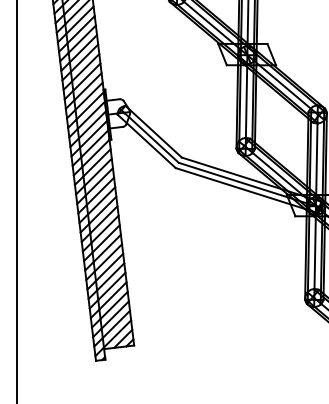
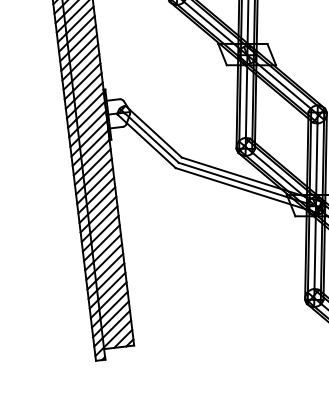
line: present -> none (16, 201)
